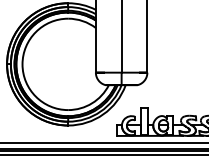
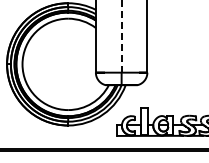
line: solid -> dashed (121, 36)
line: present -> none (103, 142)
line: present -> none (103, 154)
